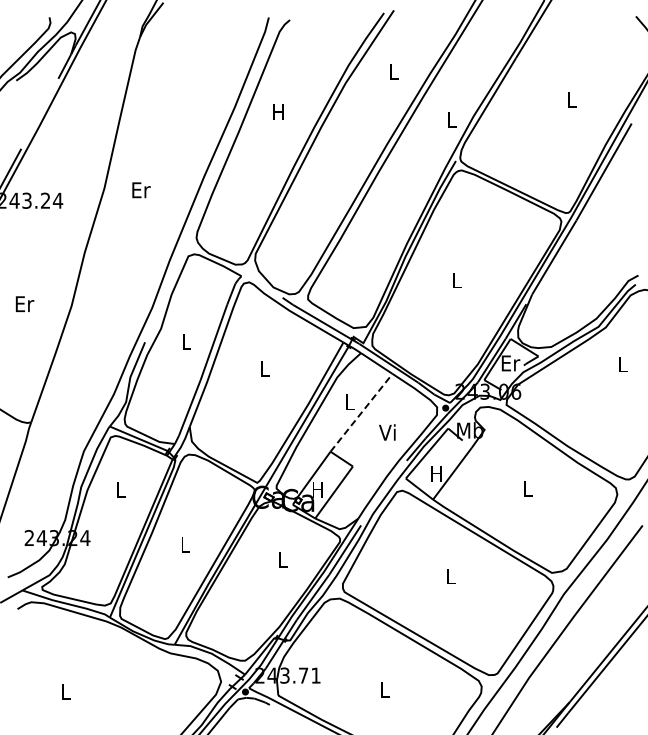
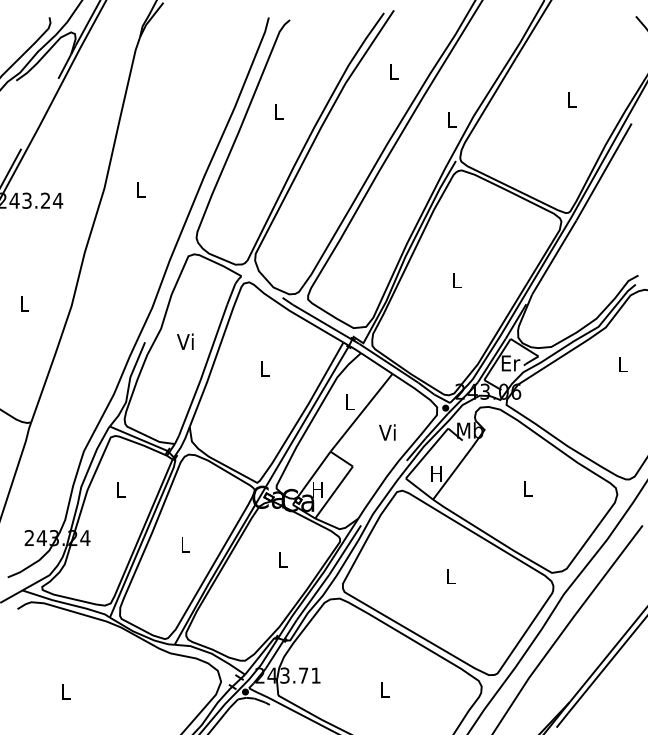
text: H -> L (278, 111)
text: Er -> L (141, 190)
text: Er -> L (24, 304)
text: L -> Vi (185, 341)
line: dashed -> solid (361, 412)
